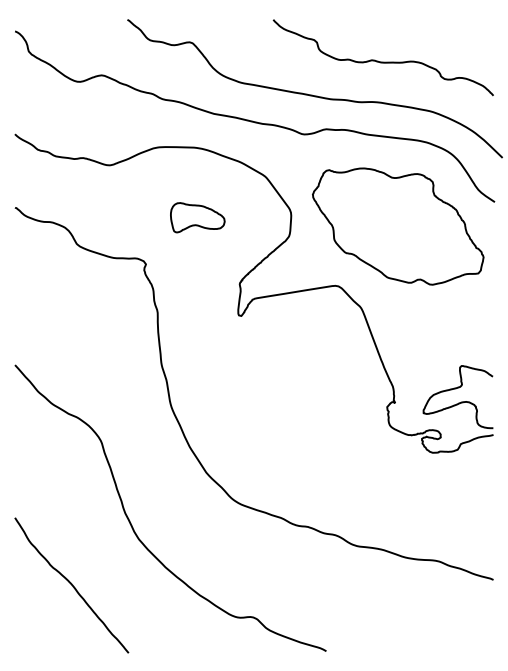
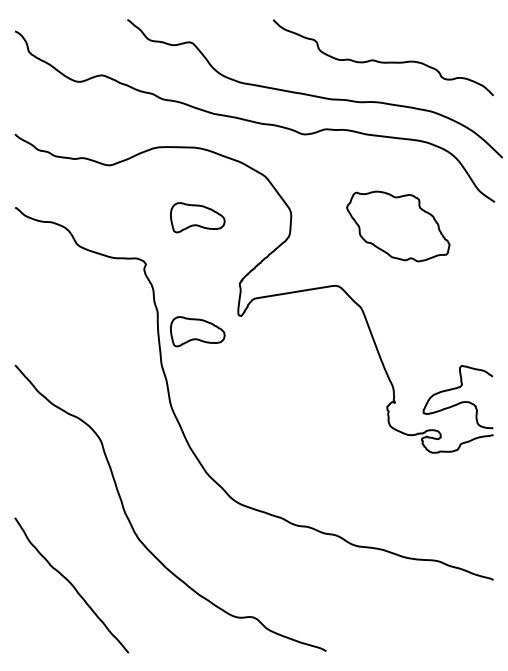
part size: 173x119 px -> 105x73 px (398, 226)
part: none -> present (197, 331)
